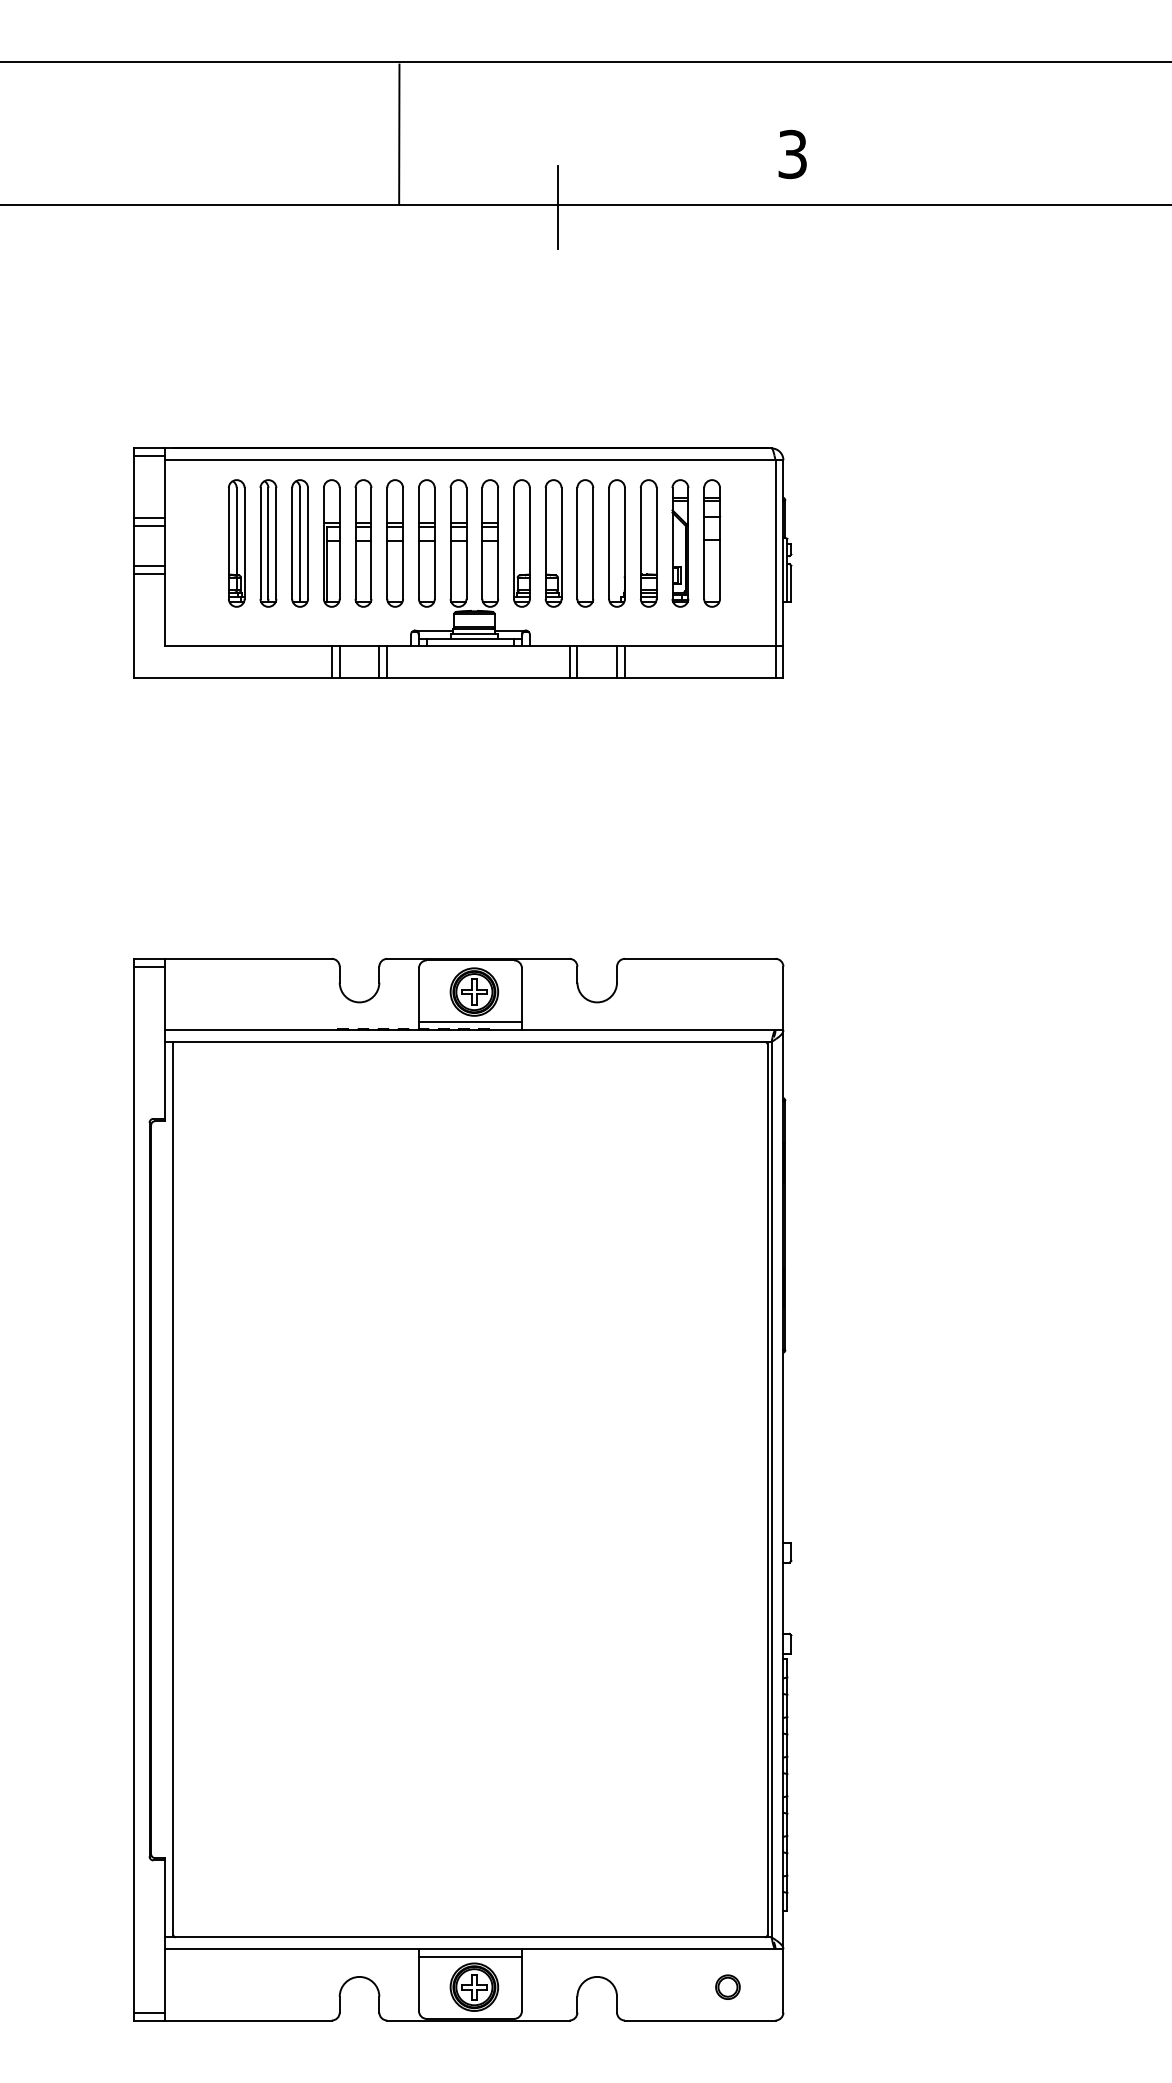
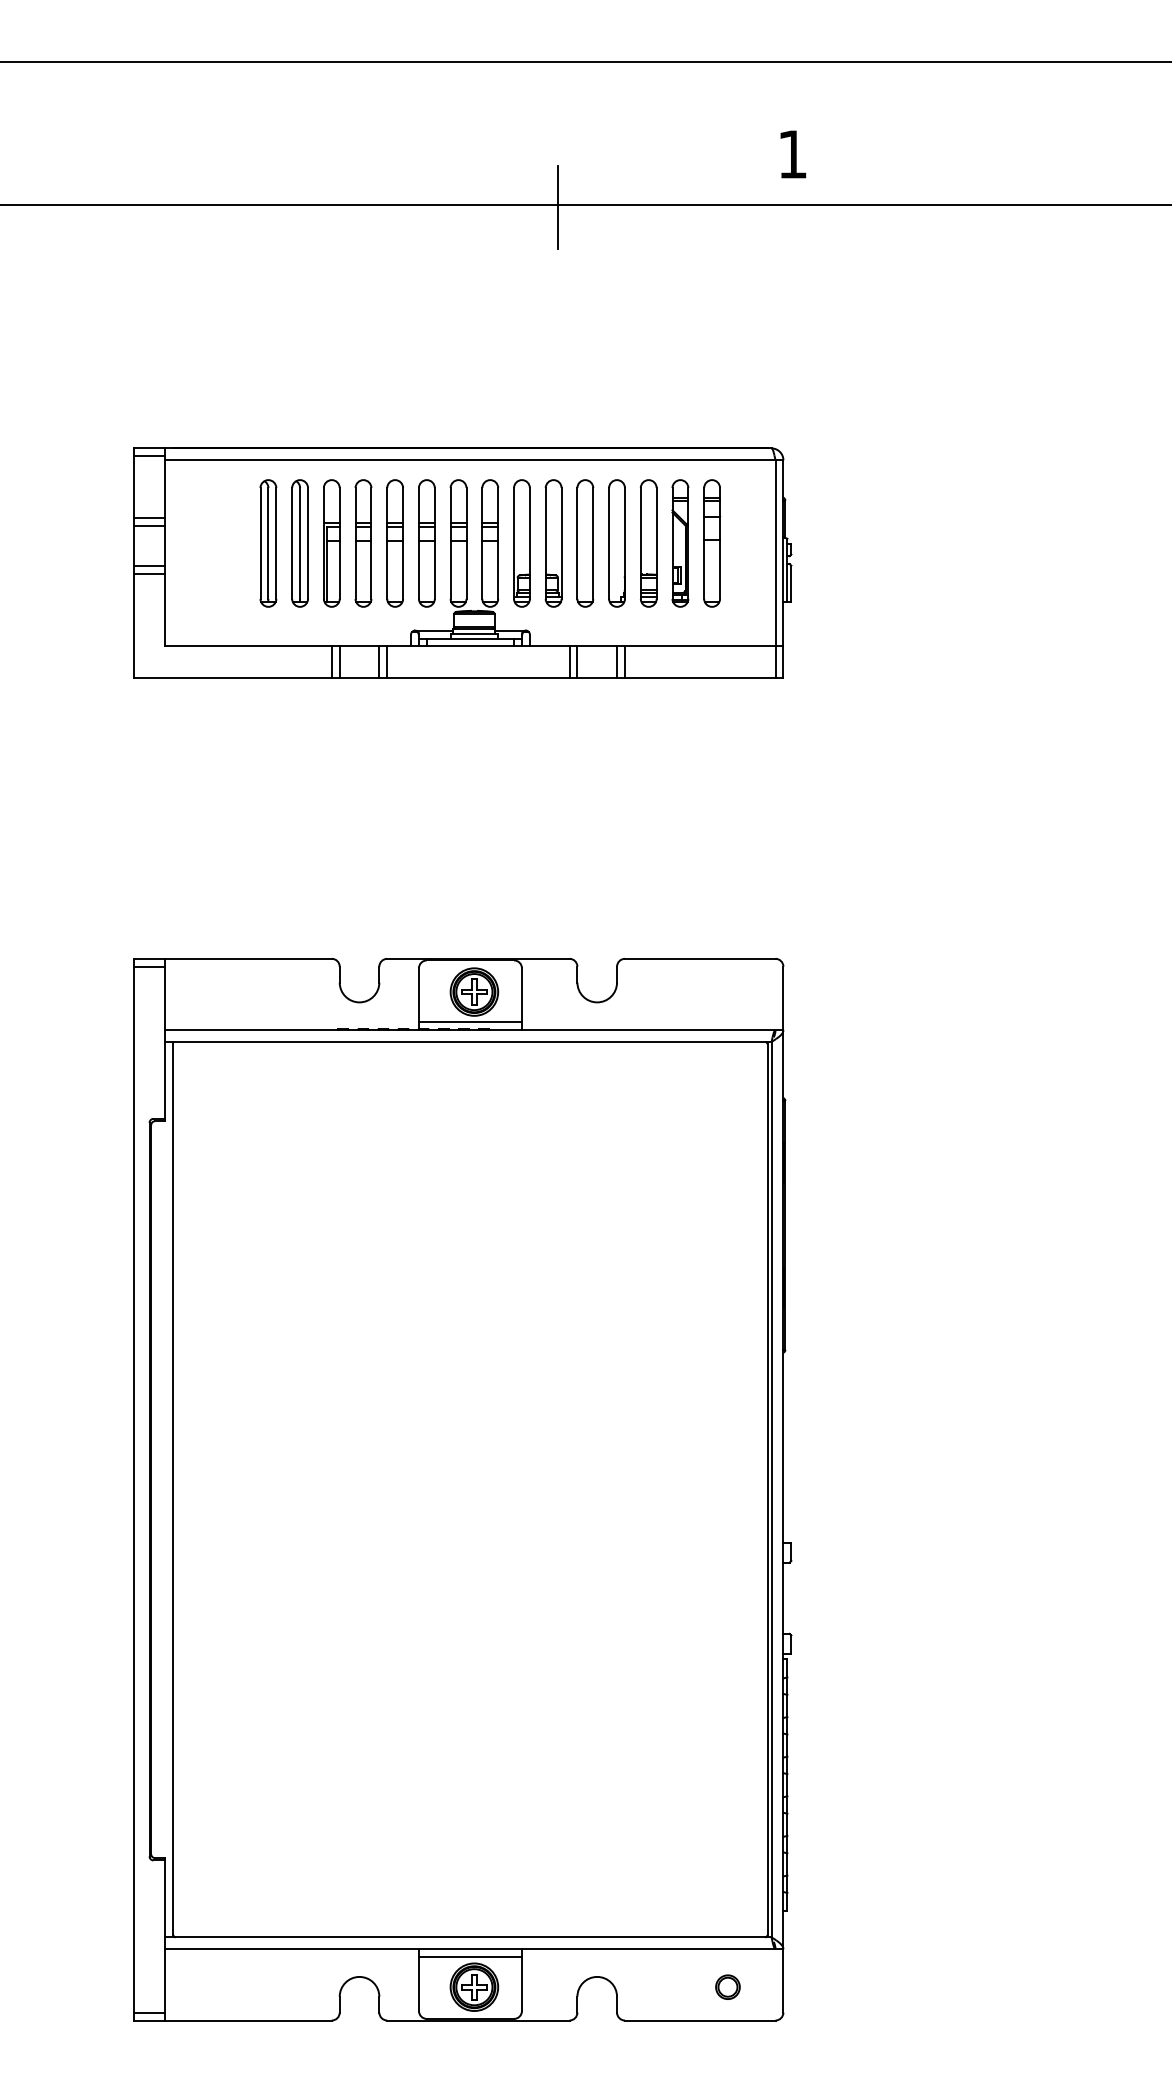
line: present -> none (399, 134)
text: 3 -> 1 (792, 154)
part: present -> none (236, 543)
